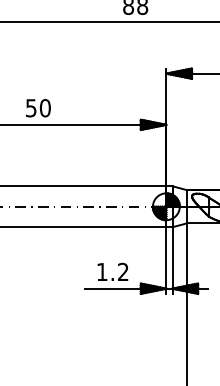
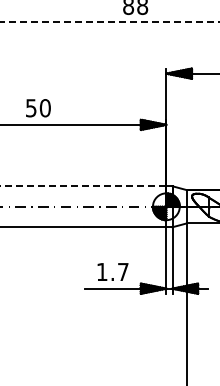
line: solid -> dashed (110, 22)
line: solid -> dashed (83, 186)
text: 1.2 -> 1.7 (123, 271)
